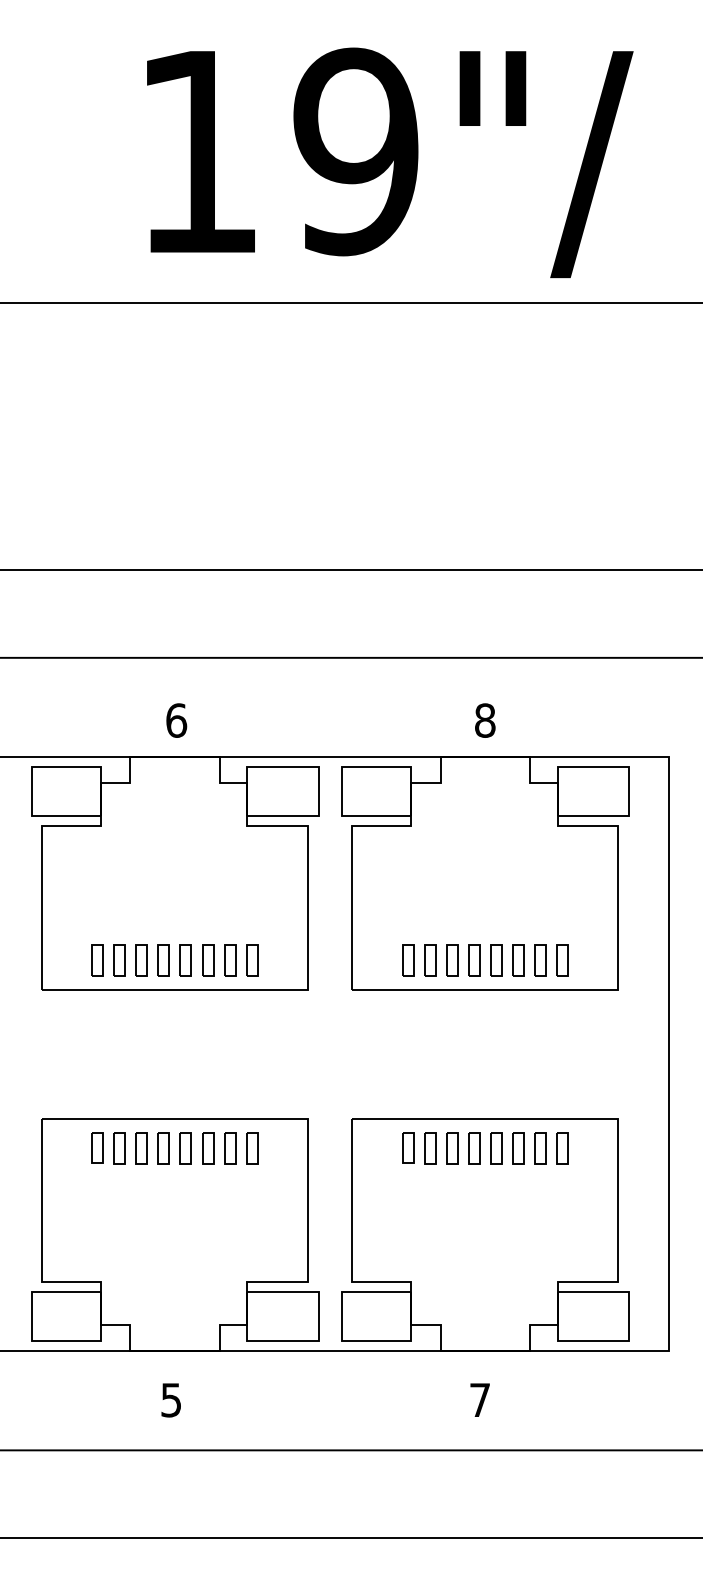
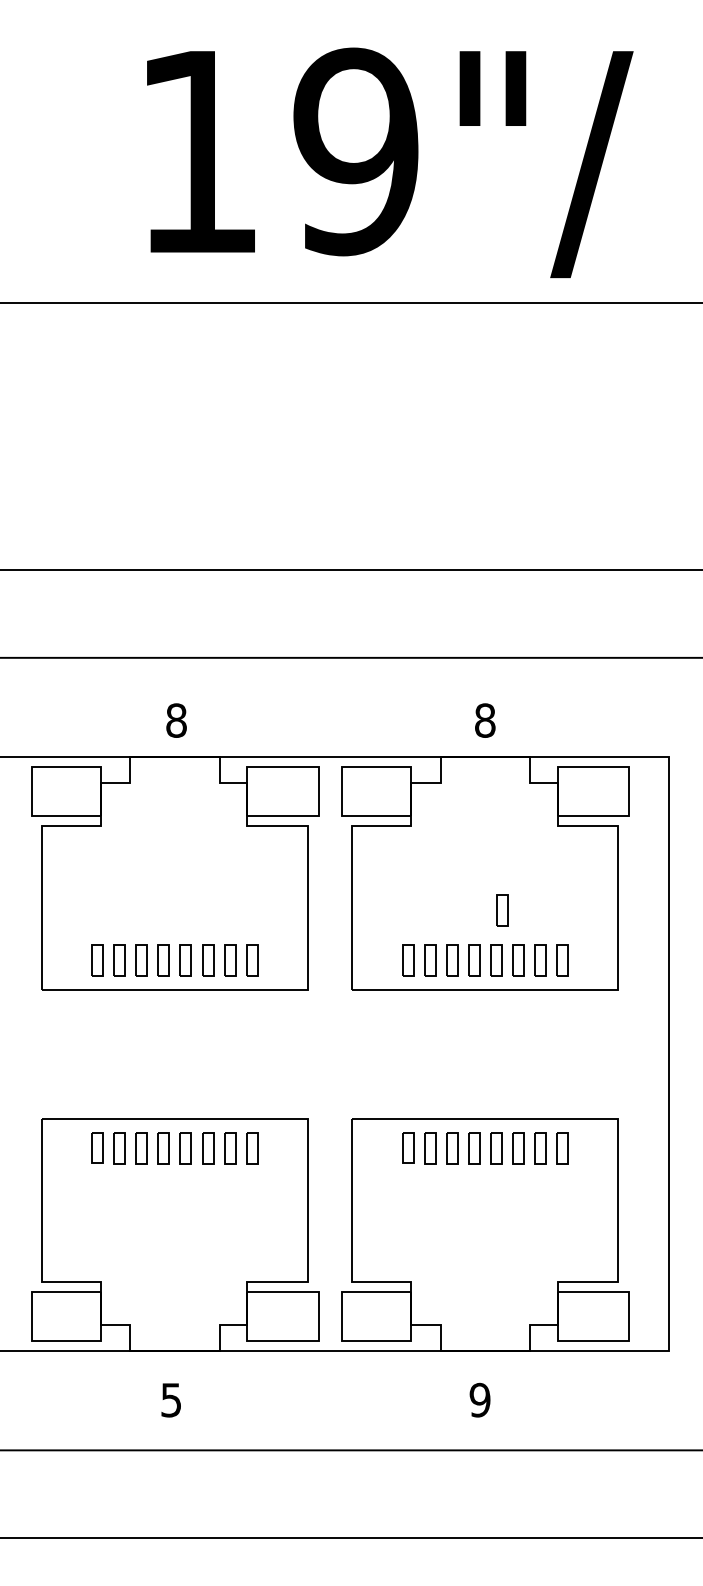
text: 6 -> 8 (176, 720)
part: none -> present (502, 910)
text: 7 -> 9 (479, 1399)
